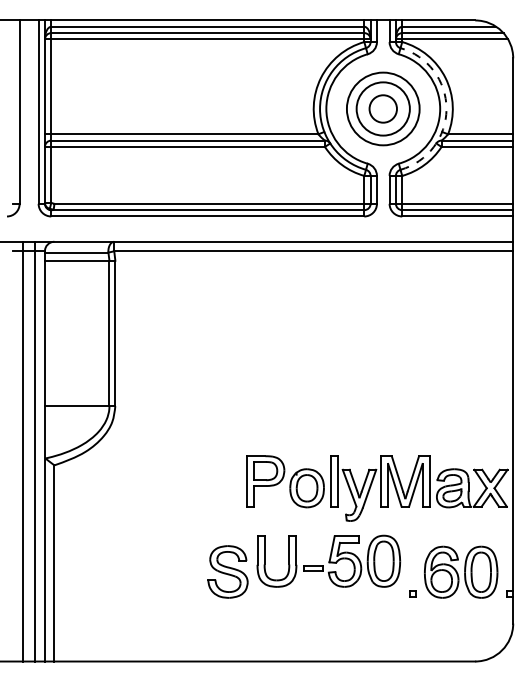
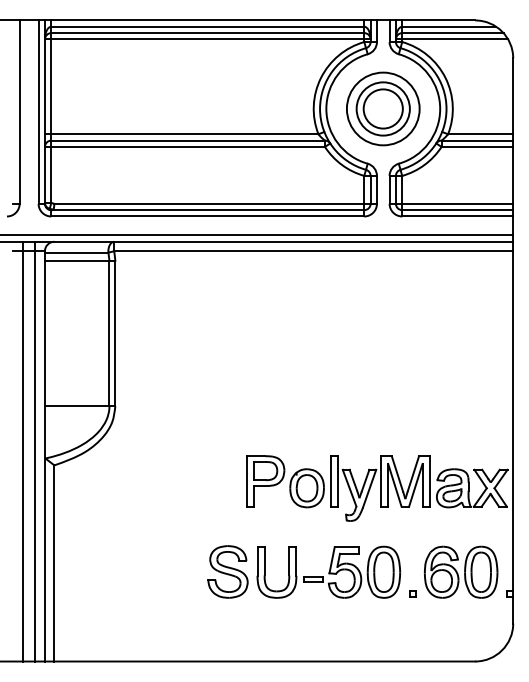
circle diameter: 27 px -> 39 px (382, 108)
arc: dashed -> solid (446, 108)
line: none -> present (257, 235)
part position: (328, 560) -> (328, 571) (328, 571)
